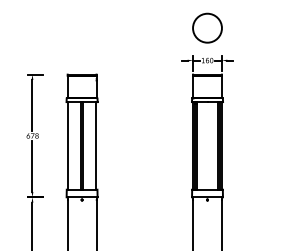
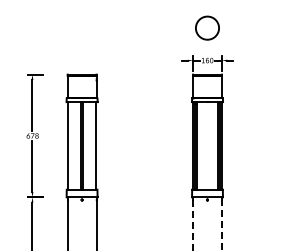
circle size: 31x32 px -> 25x26 px (207, 27)
line: solid -> dashed (193, 225)
line: solid -> dashed (221, 225)
